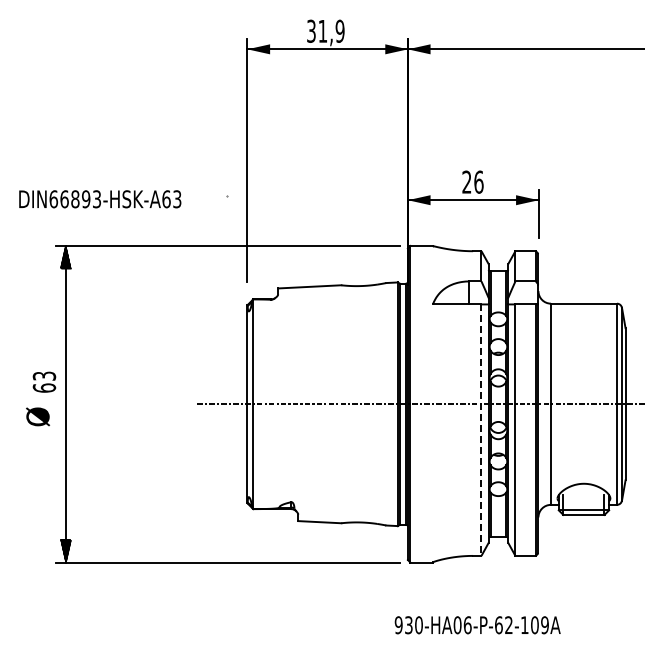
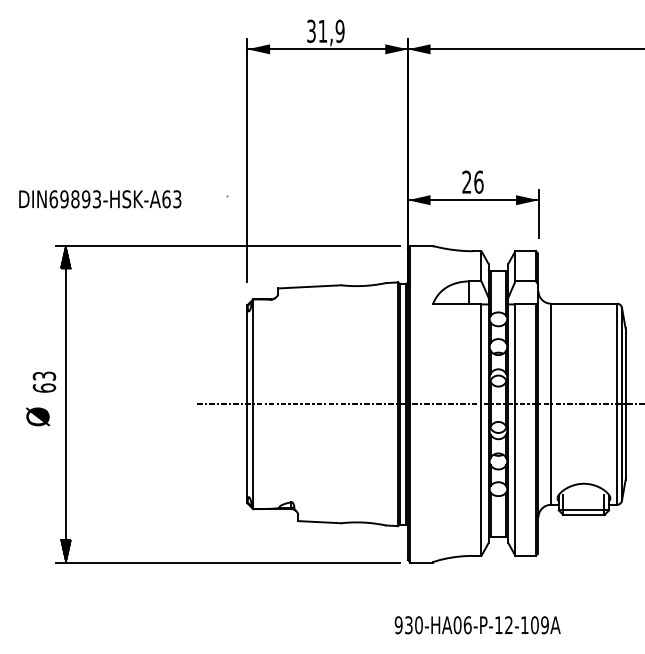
text: DIN66893-HSK-A63 -> DIN69893-HSK-A63 (64, 199)
line: dashed -> solid (481, 430)
text: 930-HA06-P-62-109A -> 930-HA06-P-12-109A (498, 625)
